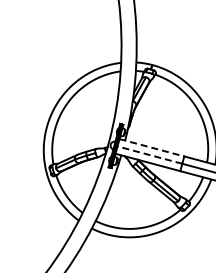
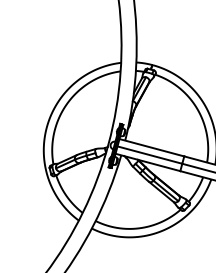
line: dashed -> solid (151, 147)
line: dashed -> solid (149, 155)
